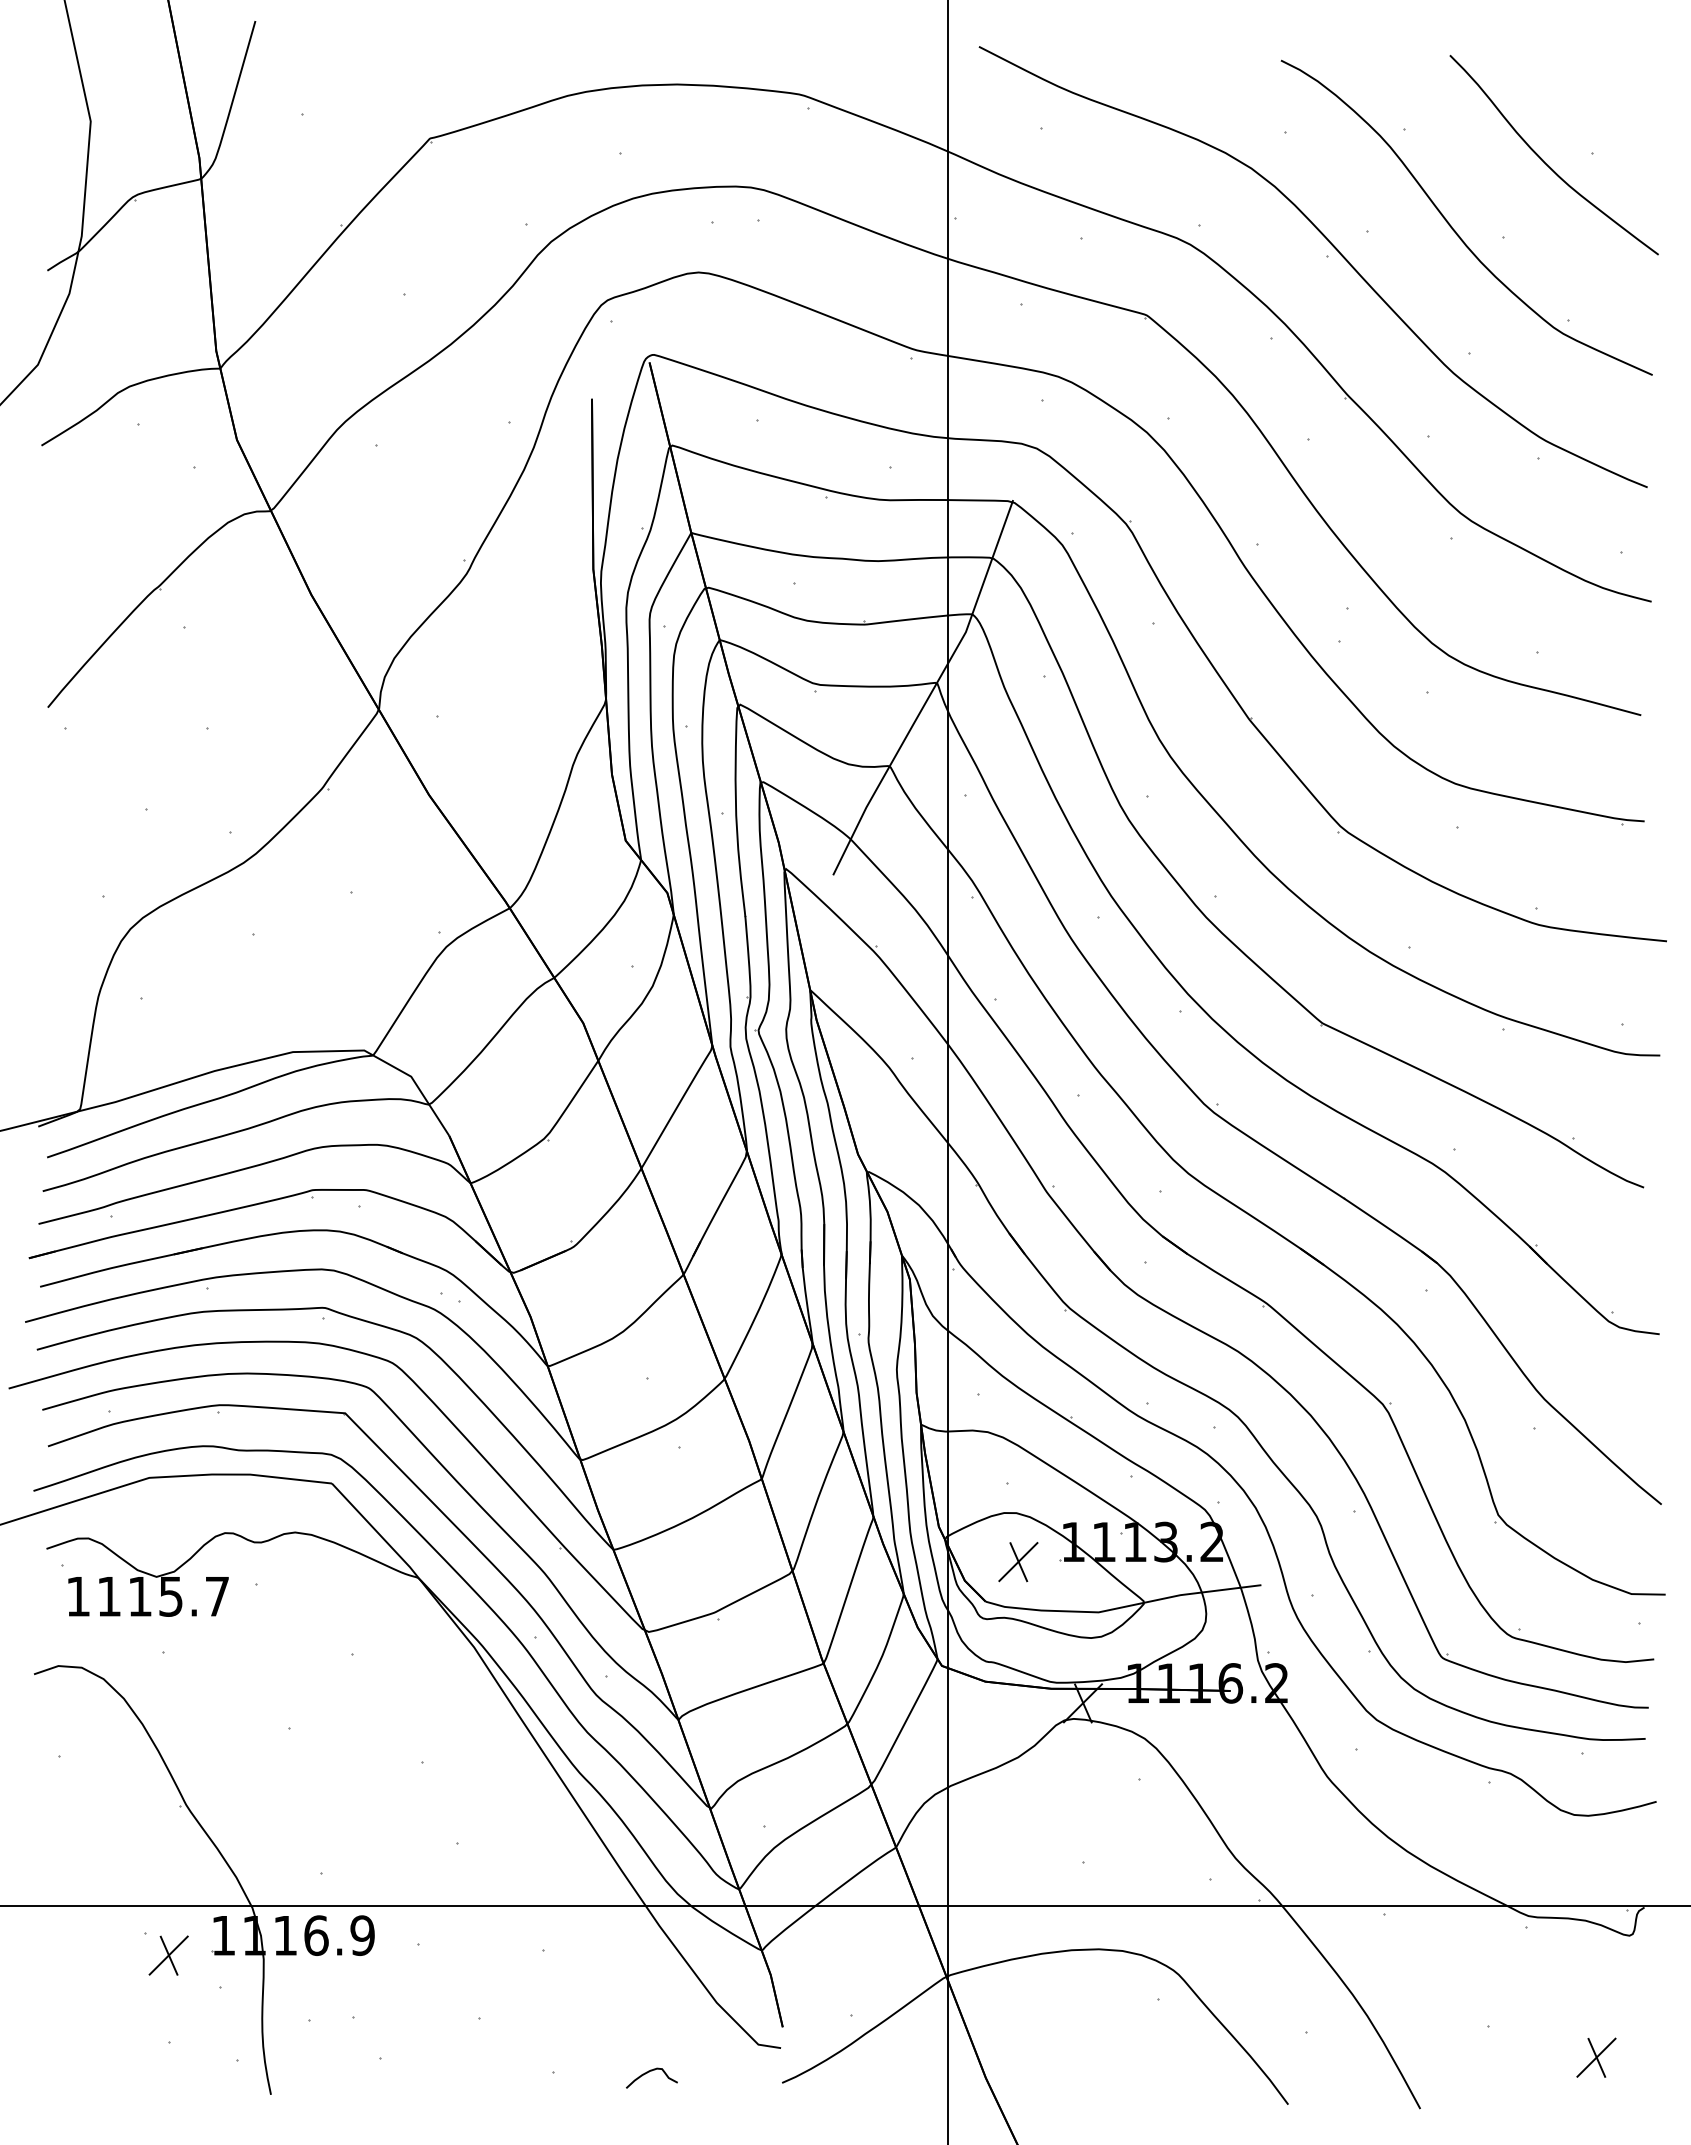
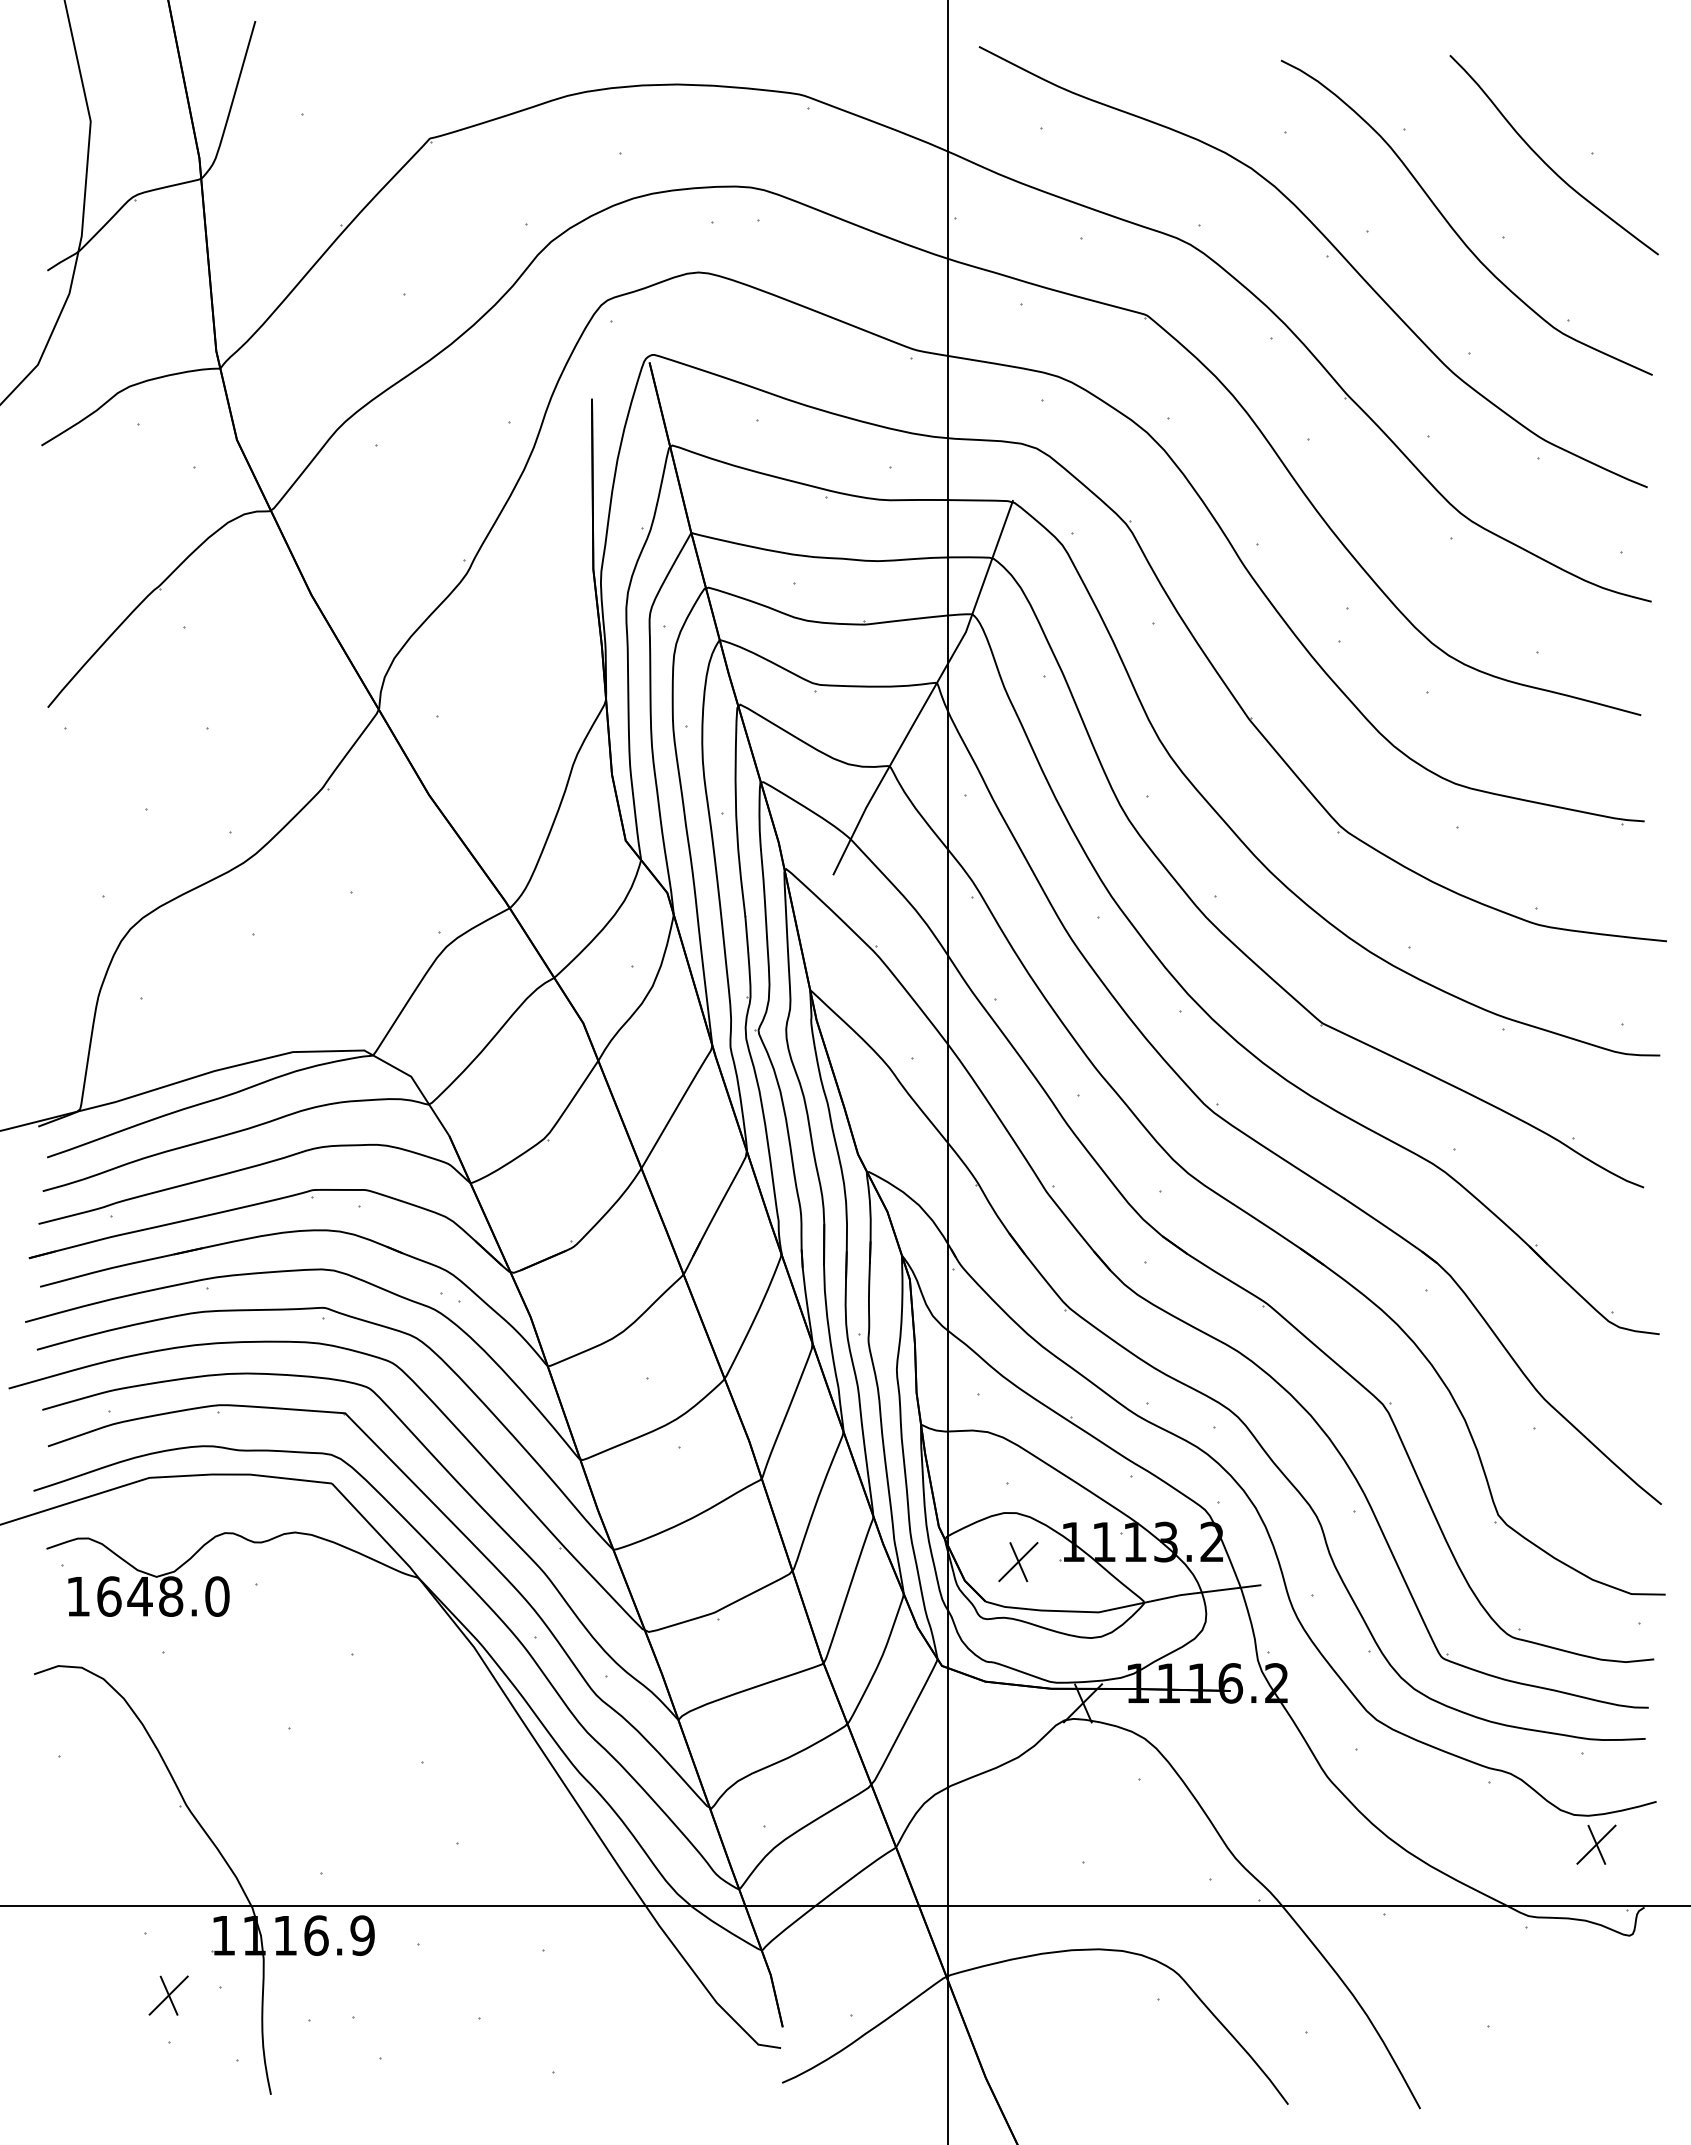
text: 1115.7 -> 1648.0 (163, 1596)
part position: (168, 1955) -> (168, 1995) (168, 1995)
part position: (1596, 2057) -> (1596, 1844) (1596, 1844)
curve: present -> none (649, 2072)
